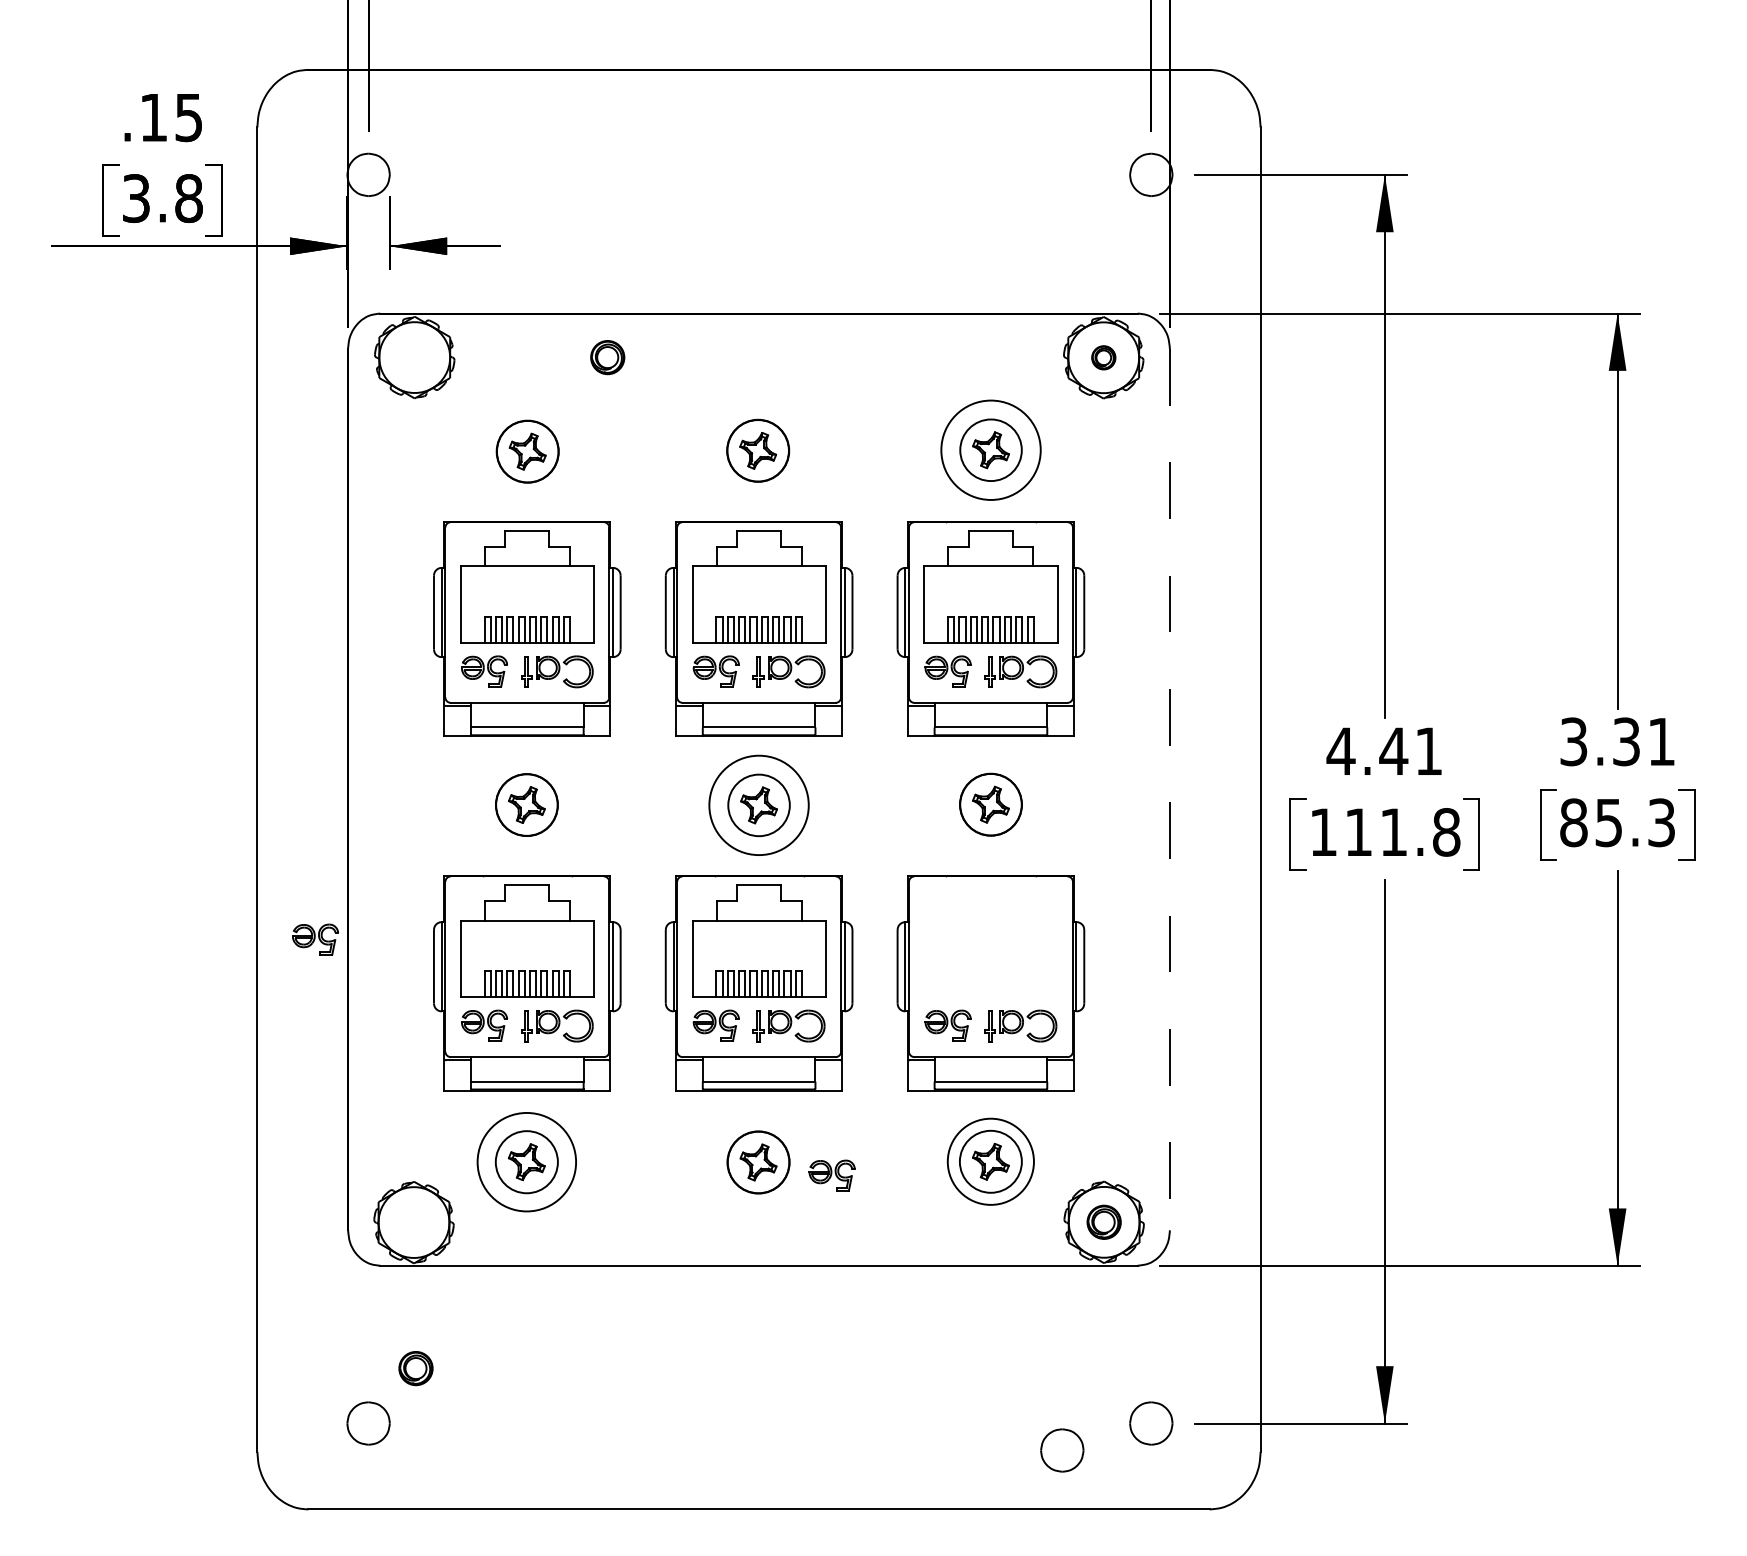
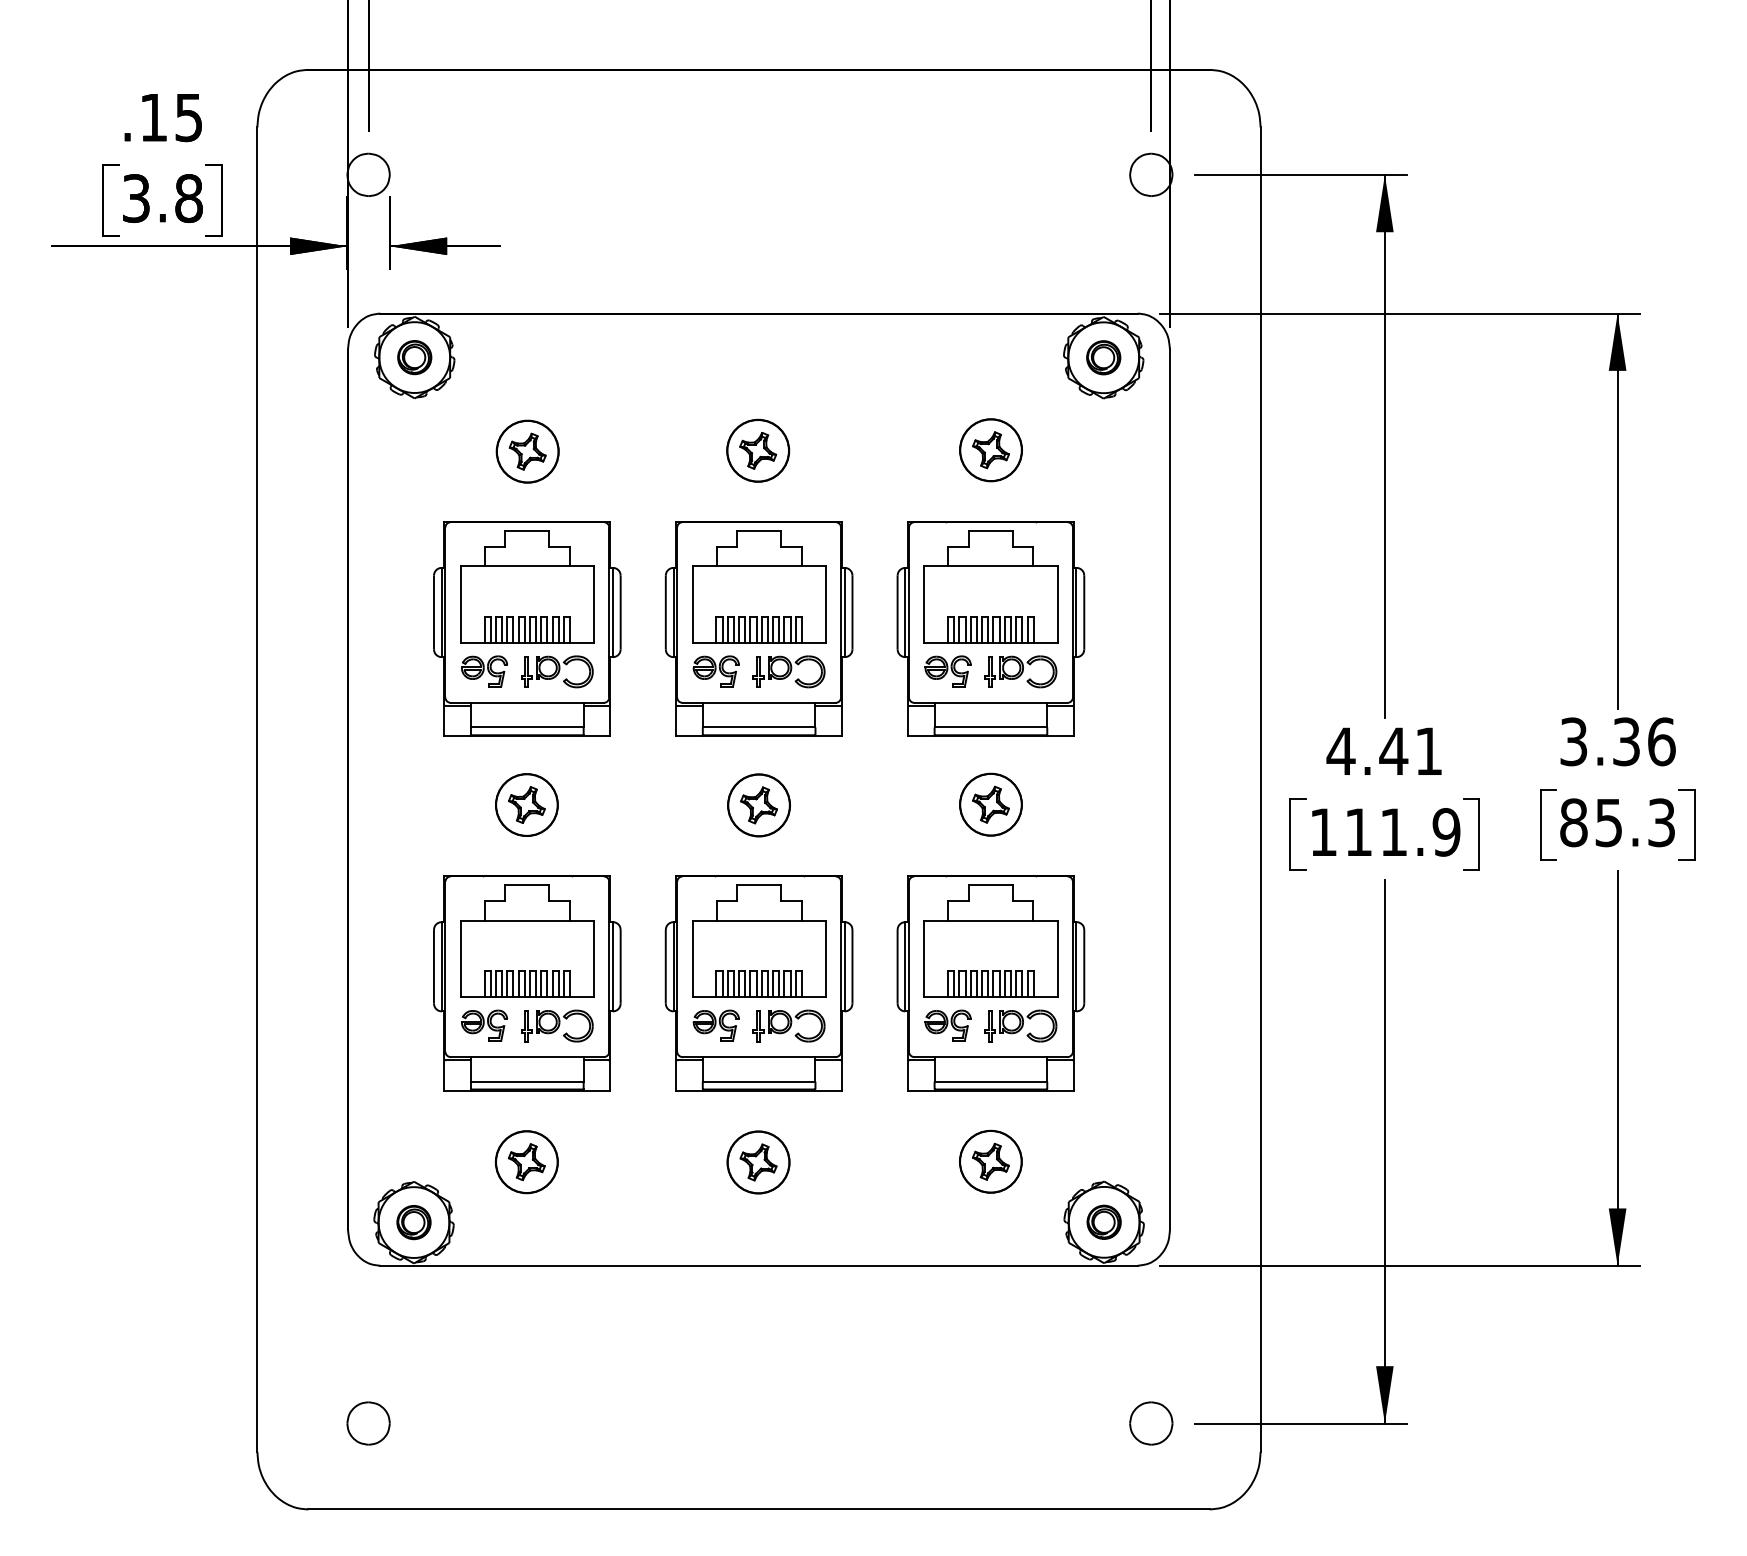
part position: (607, 357) -> (414, 357) (414, 357)
part size: 26x26 px -> 36x36 px (1103, 357)
circle diameter: 99 px -> 62 px (990, 450)
text: 3.31 -> 3.36 (1661, 741)
line: dashed -> solid (1169, 789)
circle diameter: 99 px -> 62 px (759, 805)
text: 111.8 -> 111.9 (1446, 832)
part: present -> none (315, 939)
part: none -> present (990, 940)
circle diameter: 98 px -> 62 px (526, 1161)
circle diameter: 86 px -> 62 px (990, 1161)
part: present -> none (831, 1175)
part position: (415, 1368) -> (413, 1222) (413, 1222)
part: present -> none (1062, 1450)
